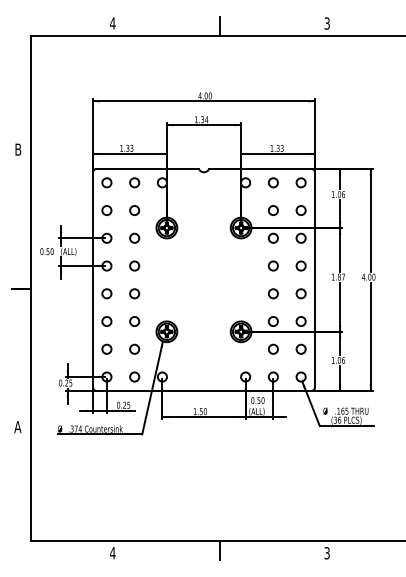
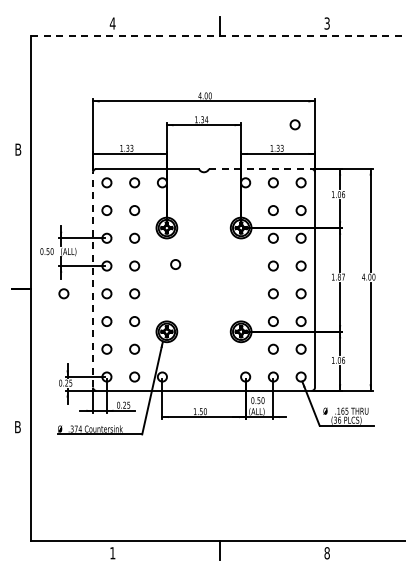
line: solid -> dashed (218, 36)
circle: none -> present (294, 124)
line: solid -> dashed (260, 168)
circle: none -> present (175, 264)
line: solid -> dashed (93, 279)
circle: none -> present (63, 293)
text: A -> B (17, 427)
text: 4 -> 1 (112, 553)
text: 3 -> 8 (326, 553)
